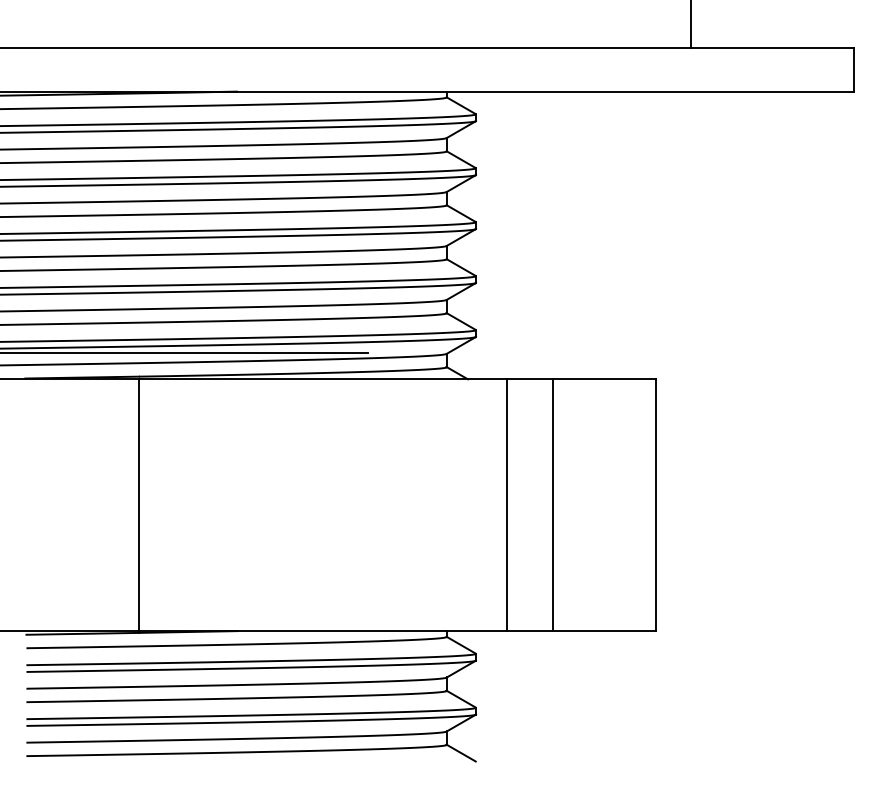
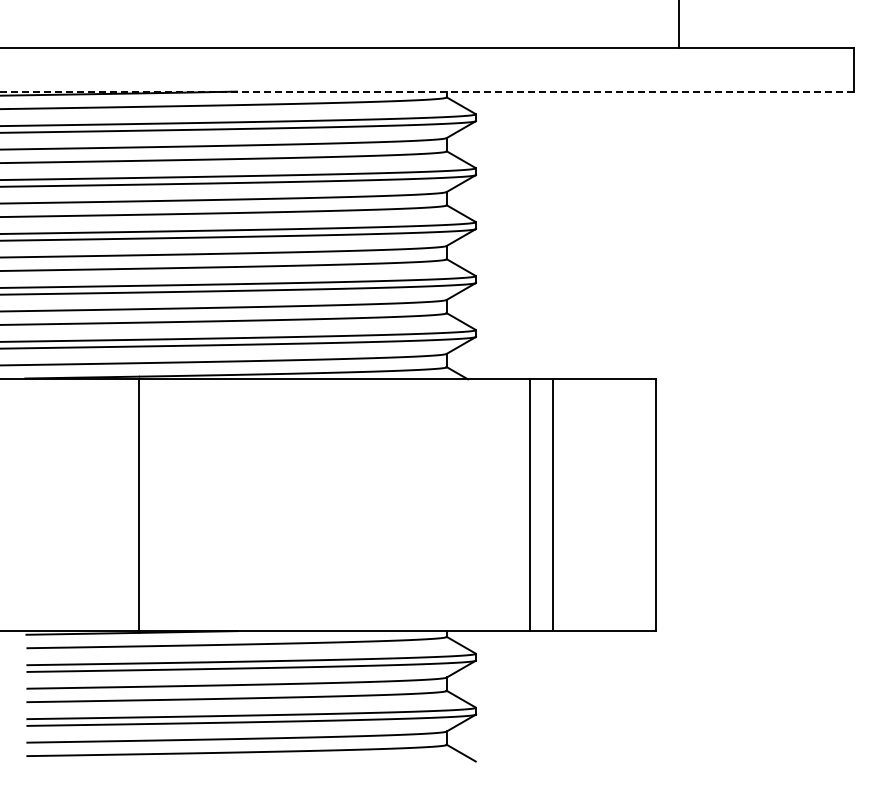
line position: (690, 25) -> (678, 25) (678, 25)
line: solid -> dashed (427, 91)
line: present -> none (184, 352)
line position: (506, 505) -> (529, 505) (529, 505)
